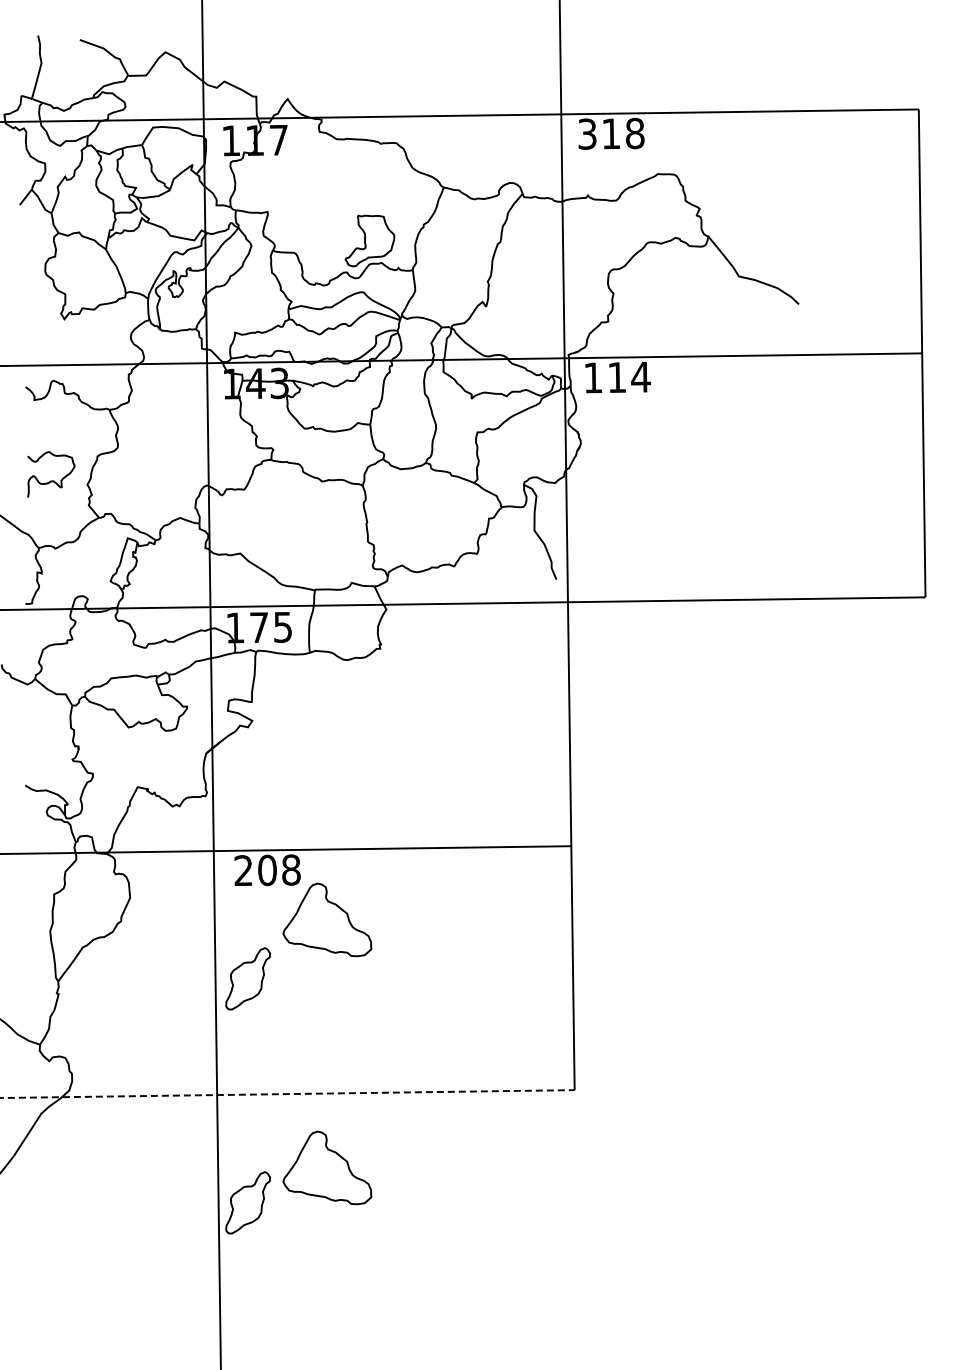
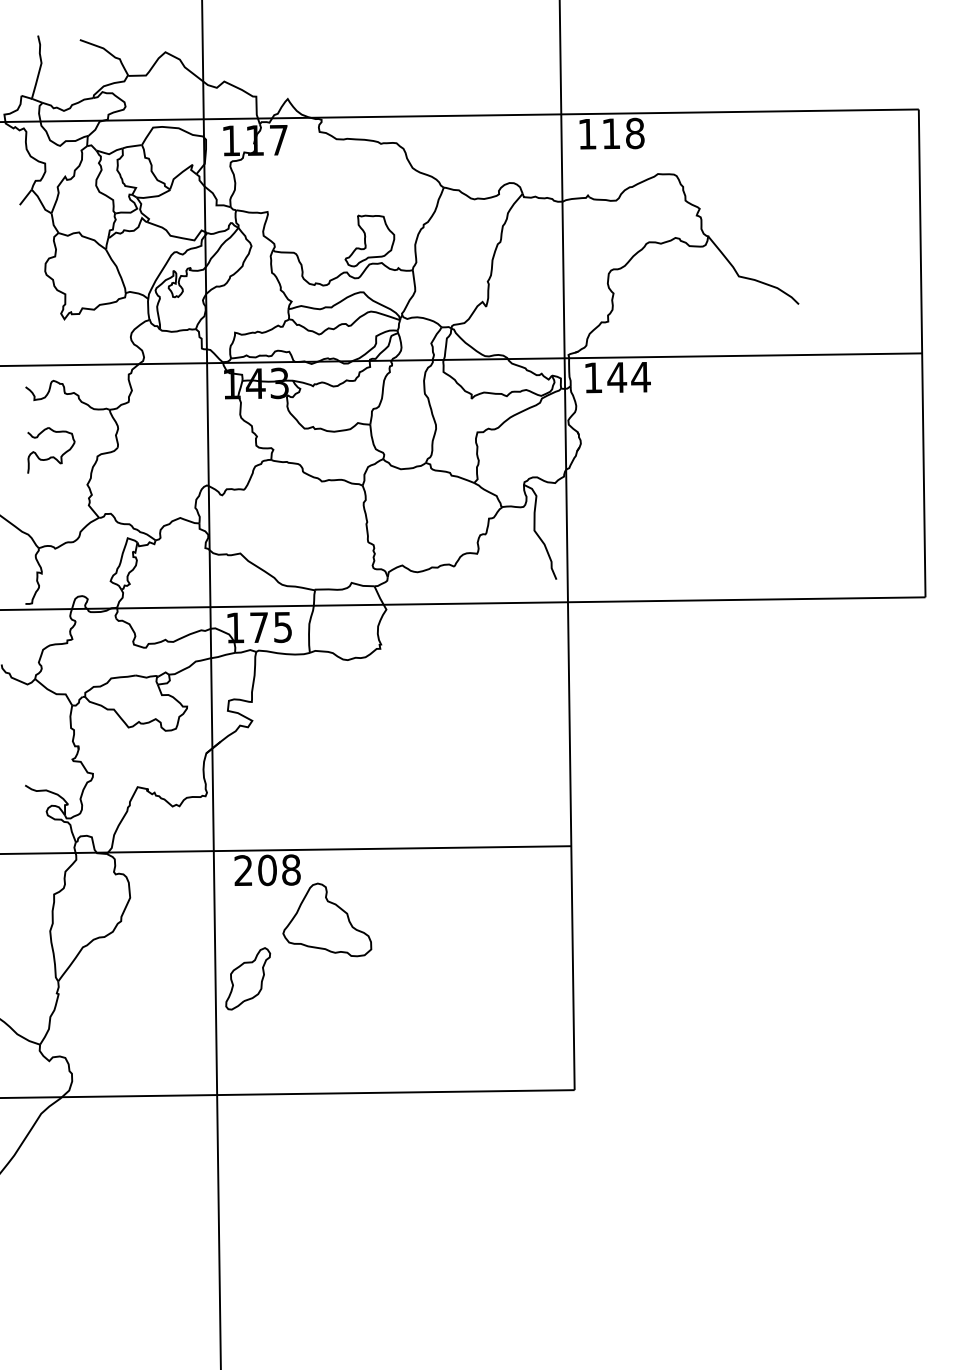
text: 318 -> 118 (587, 133)
text: 114 -> 144 (617, 377)
part position: (51, 474) -> (51, 450) (51, 450)
line: dashed -> solid (287, 1094)
part: present -> none (327, 1167)
part: present -> none (248, 1202)
